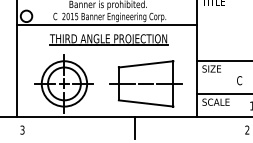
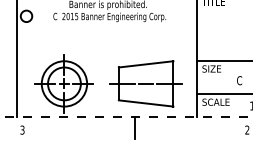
line: present -> none (107, 24)
part: present -> none (108, 39)
line: solid -> dashed (126, 116)
